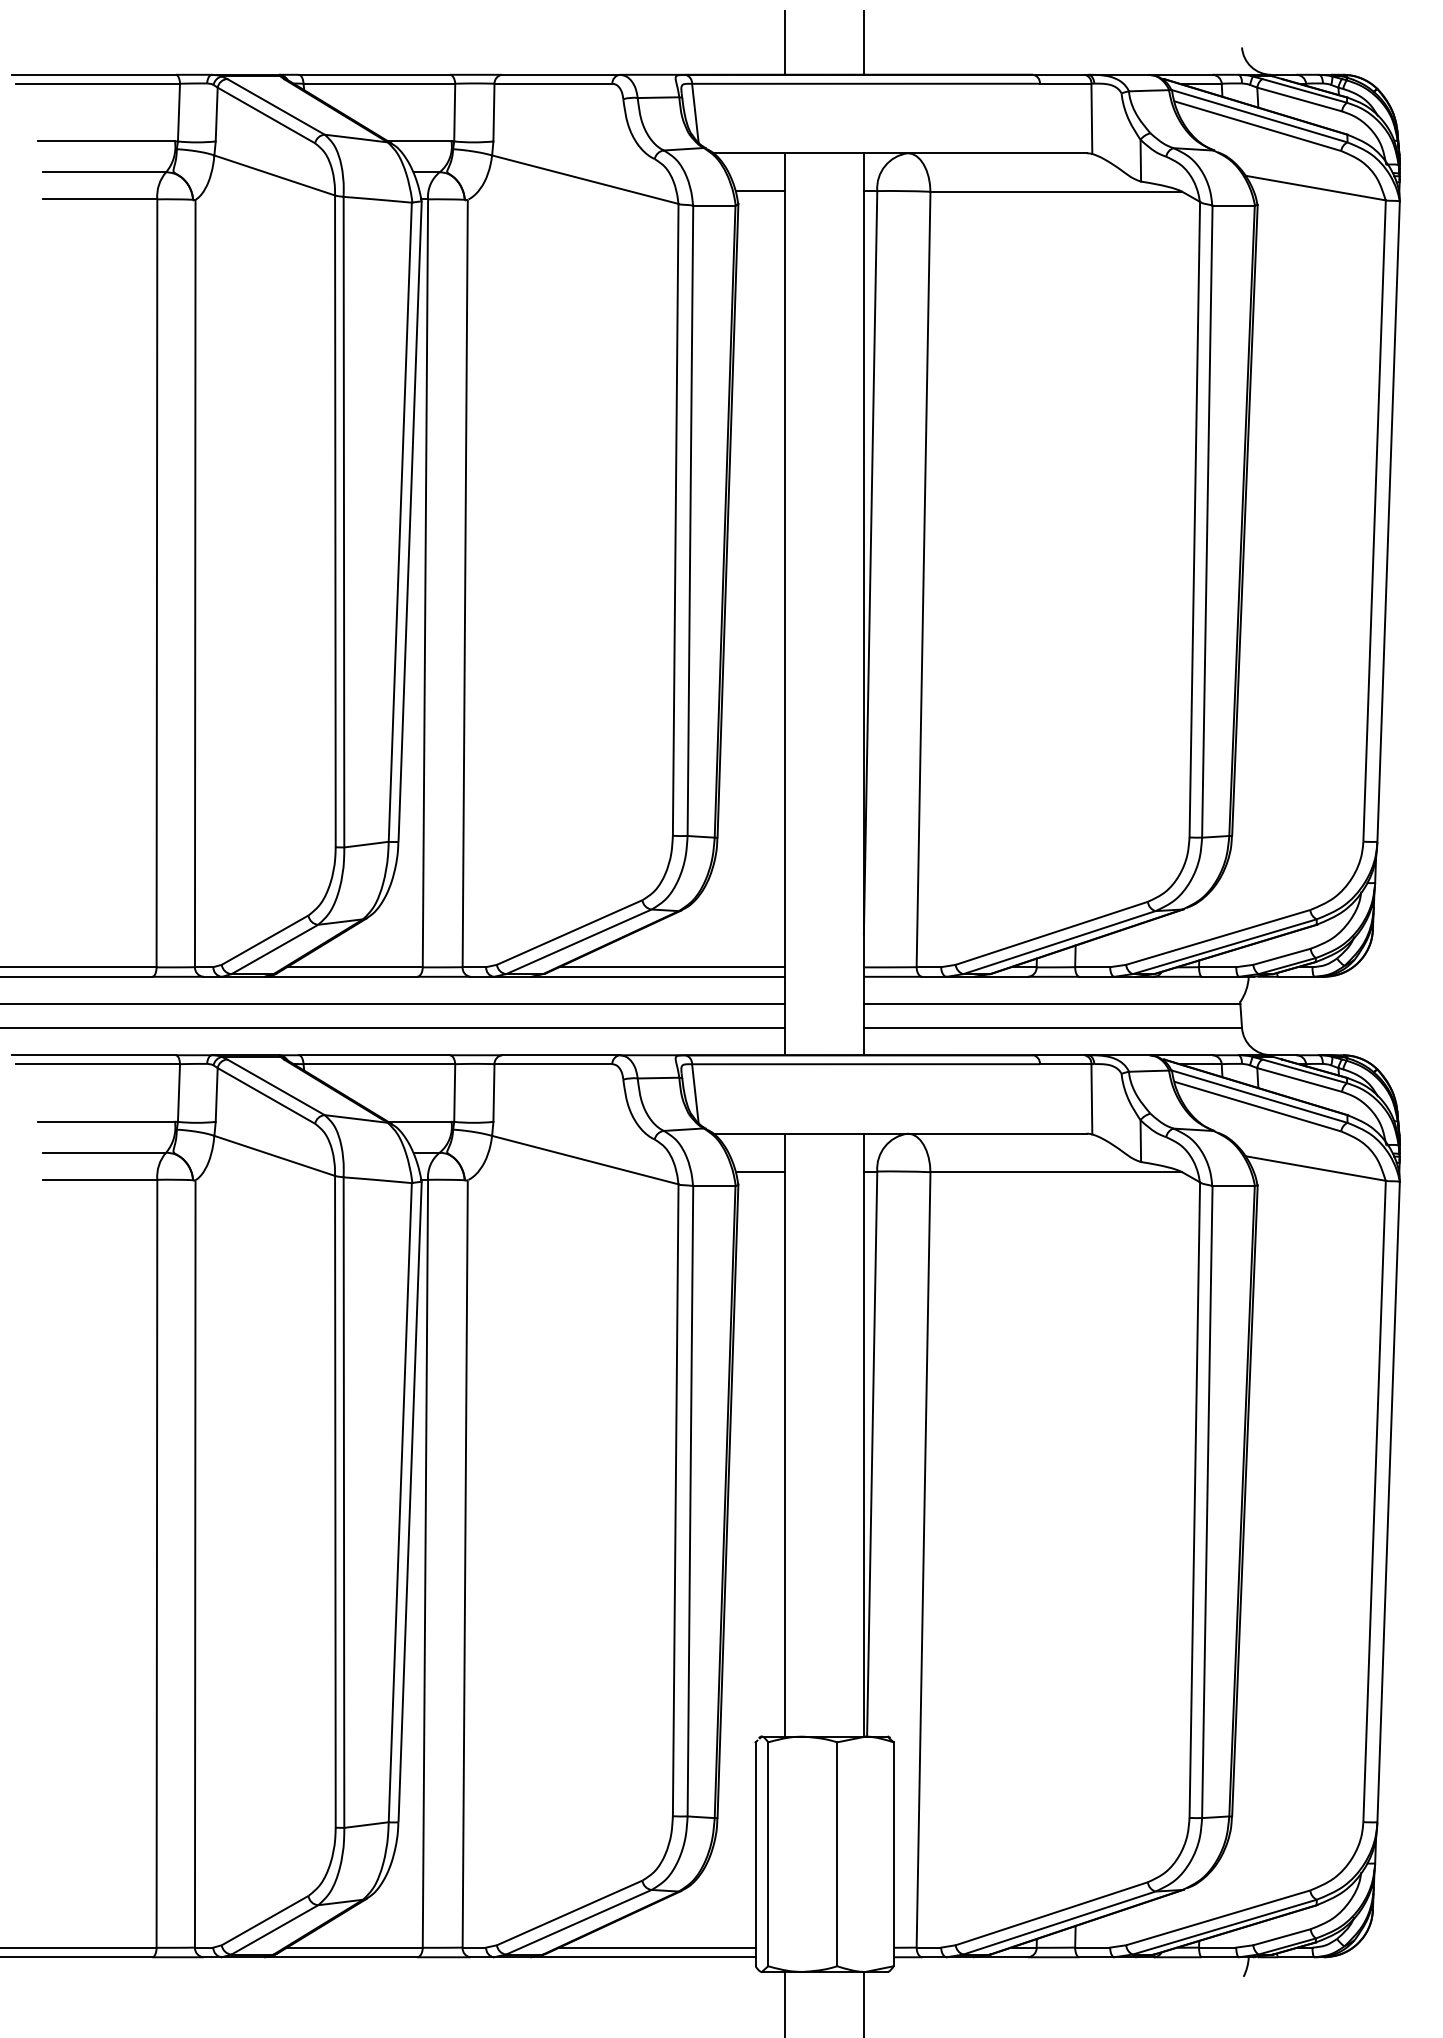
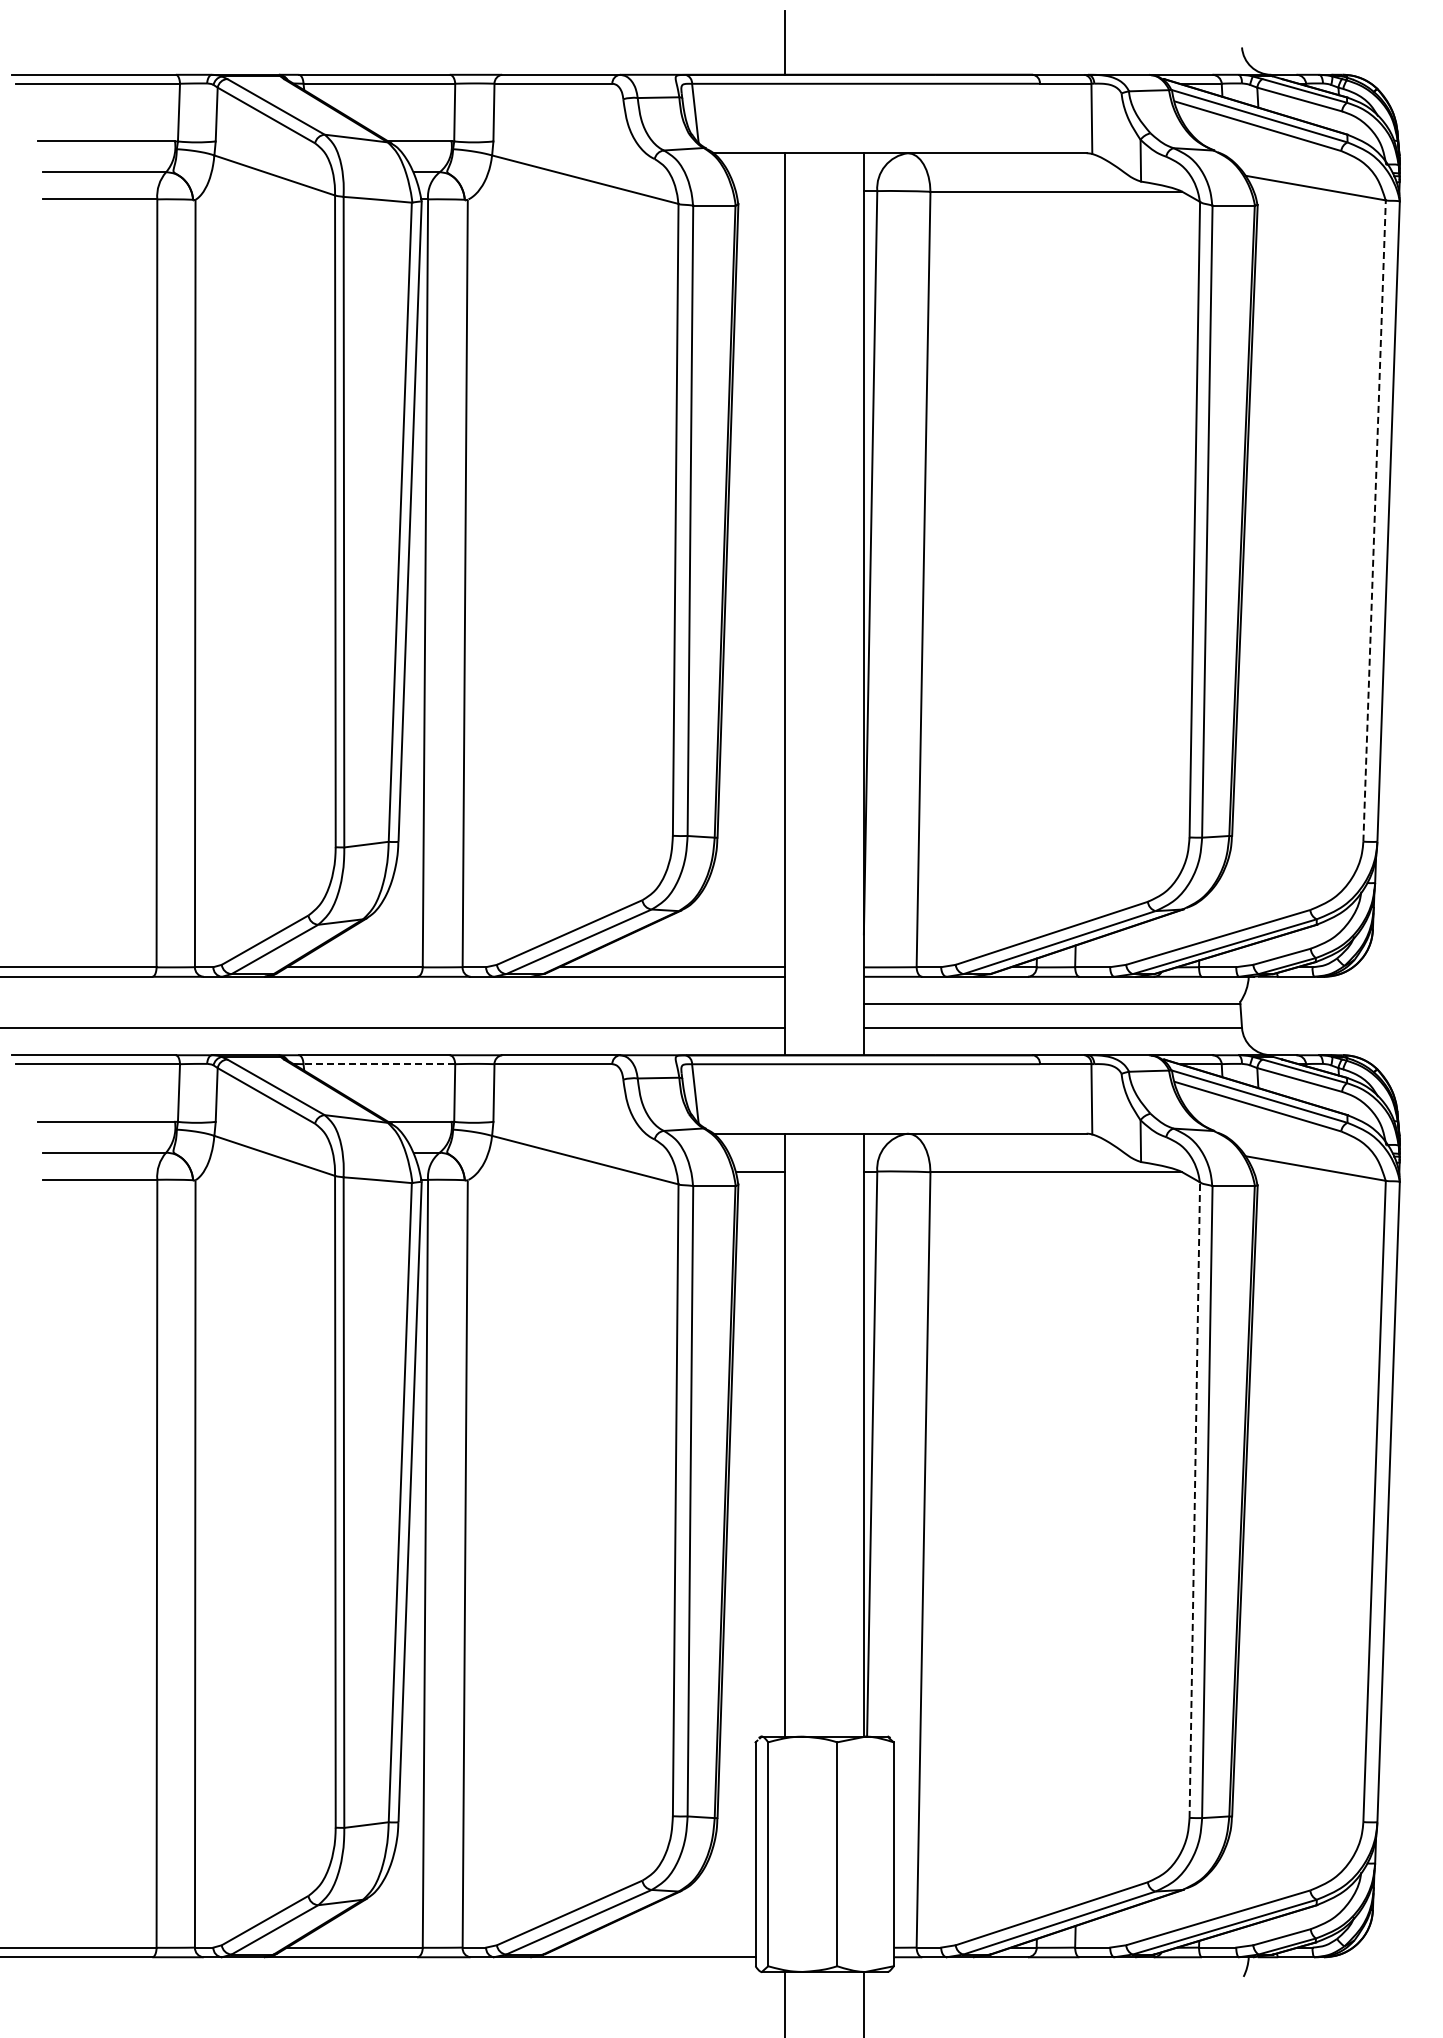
line: present -> none (863, 42)
line: present -> none (760, 191)
line: solid -> dashed (1374, 521)
line: present -> none (393, 1004)
line: solid -> dashed (379, 1064)
line: solid -> dashed (1194, 1500)
line: present -> none (657, 1947)
